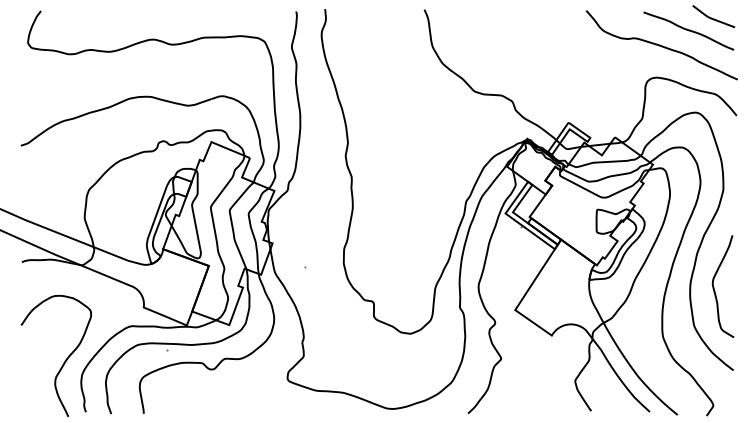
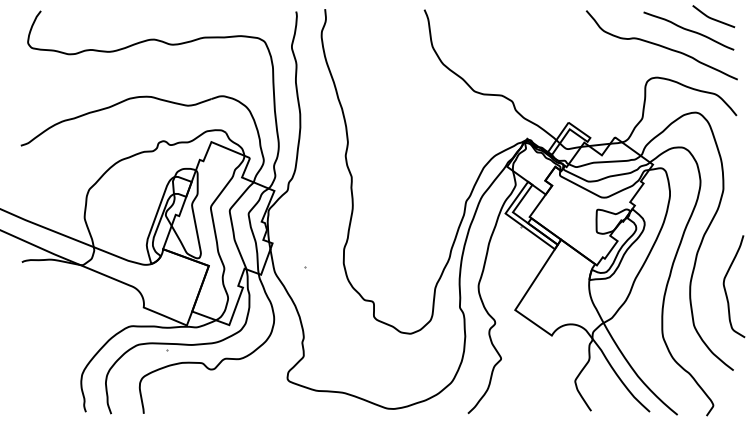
curve position: (714, 286) -> (725, 286) (725, 286)
curve: present -> none (65, 359)
